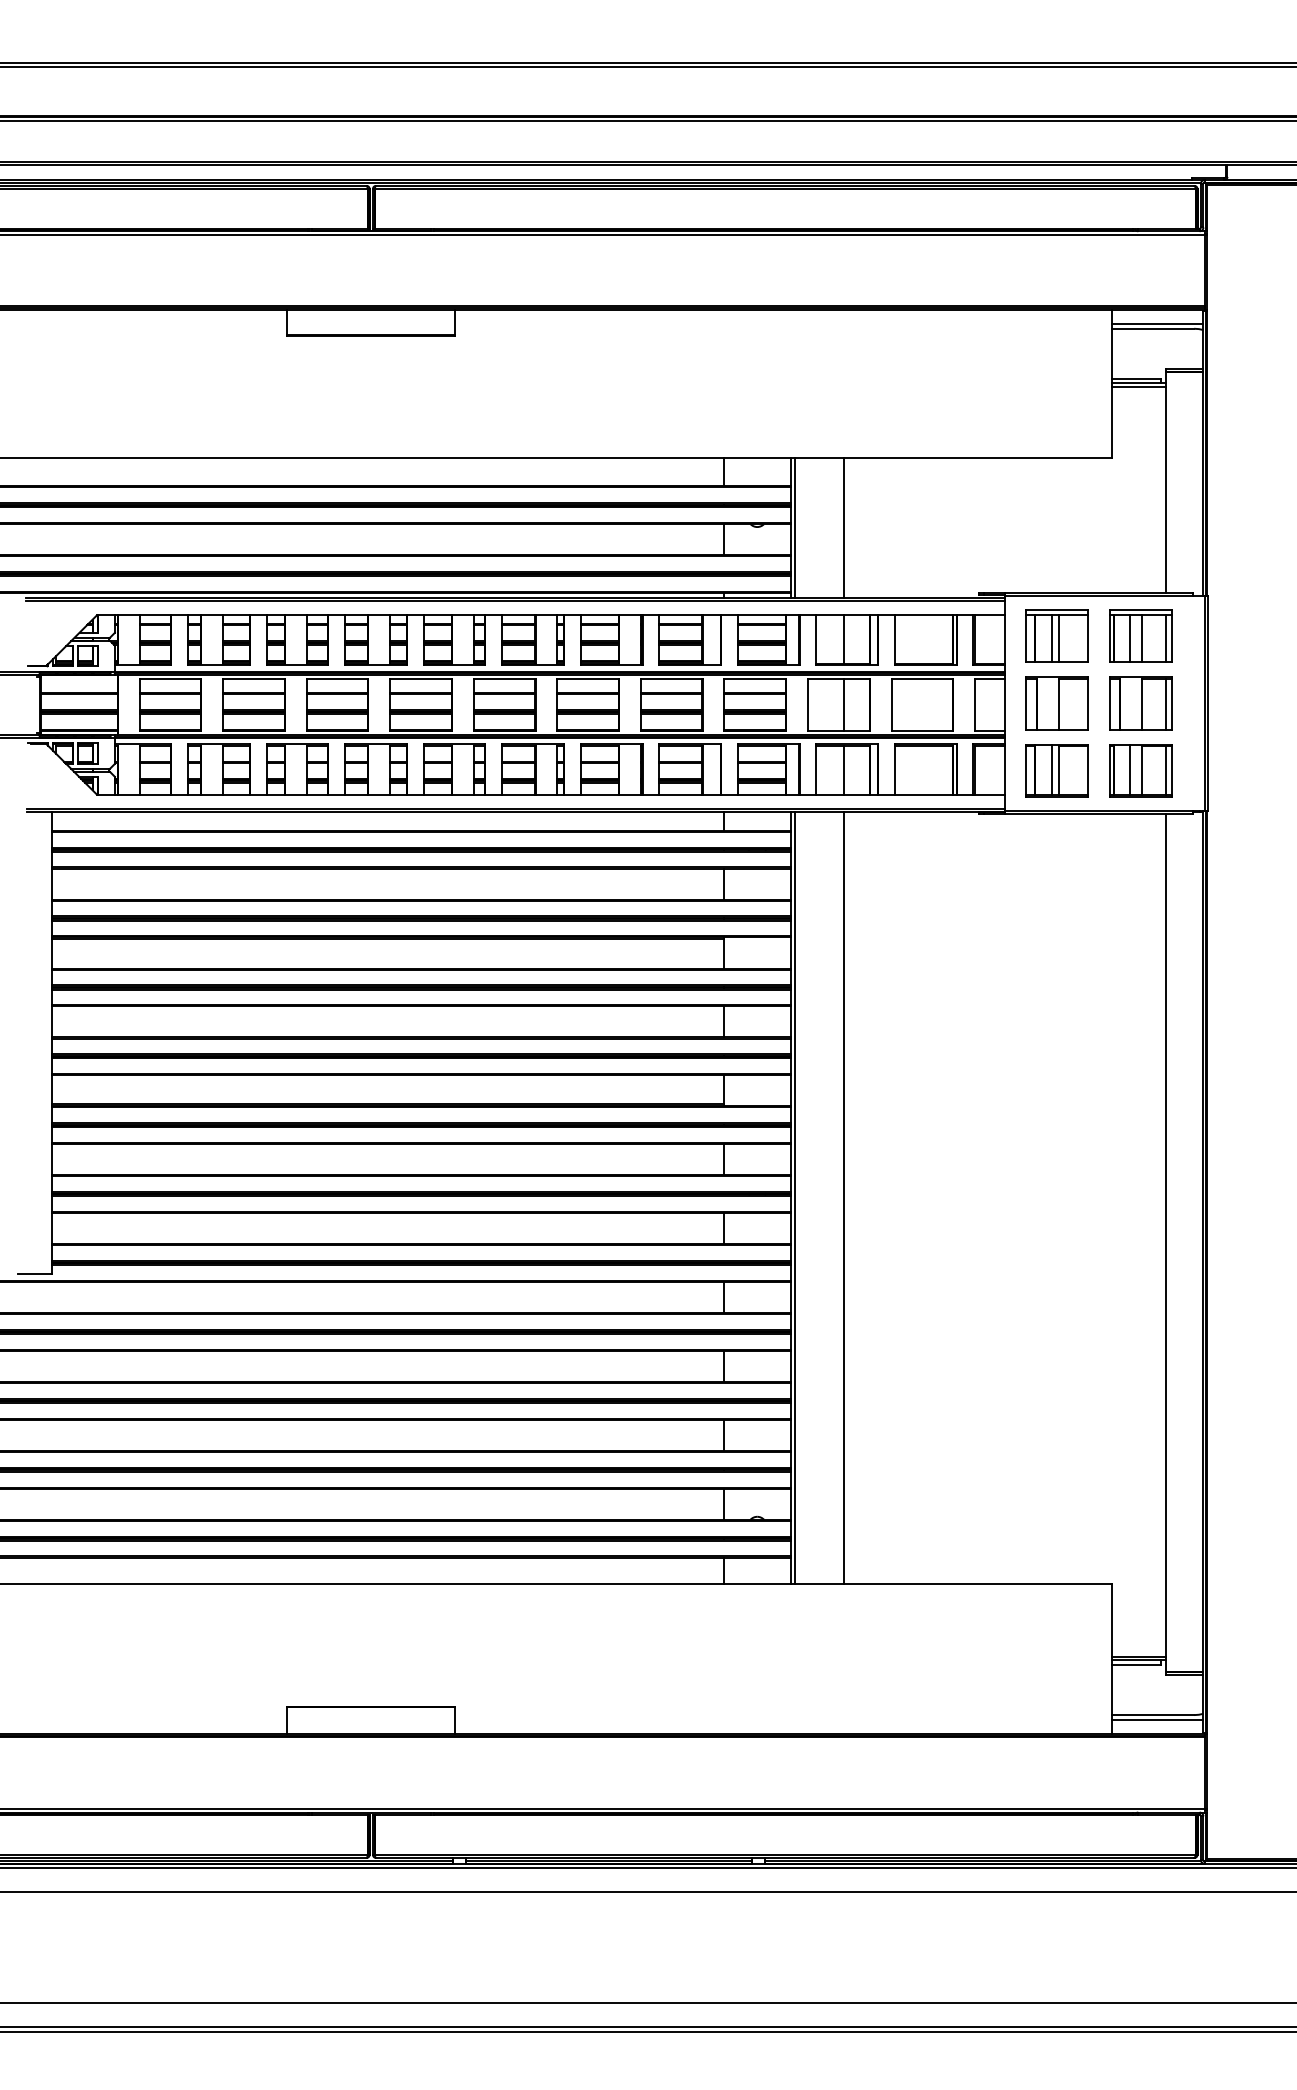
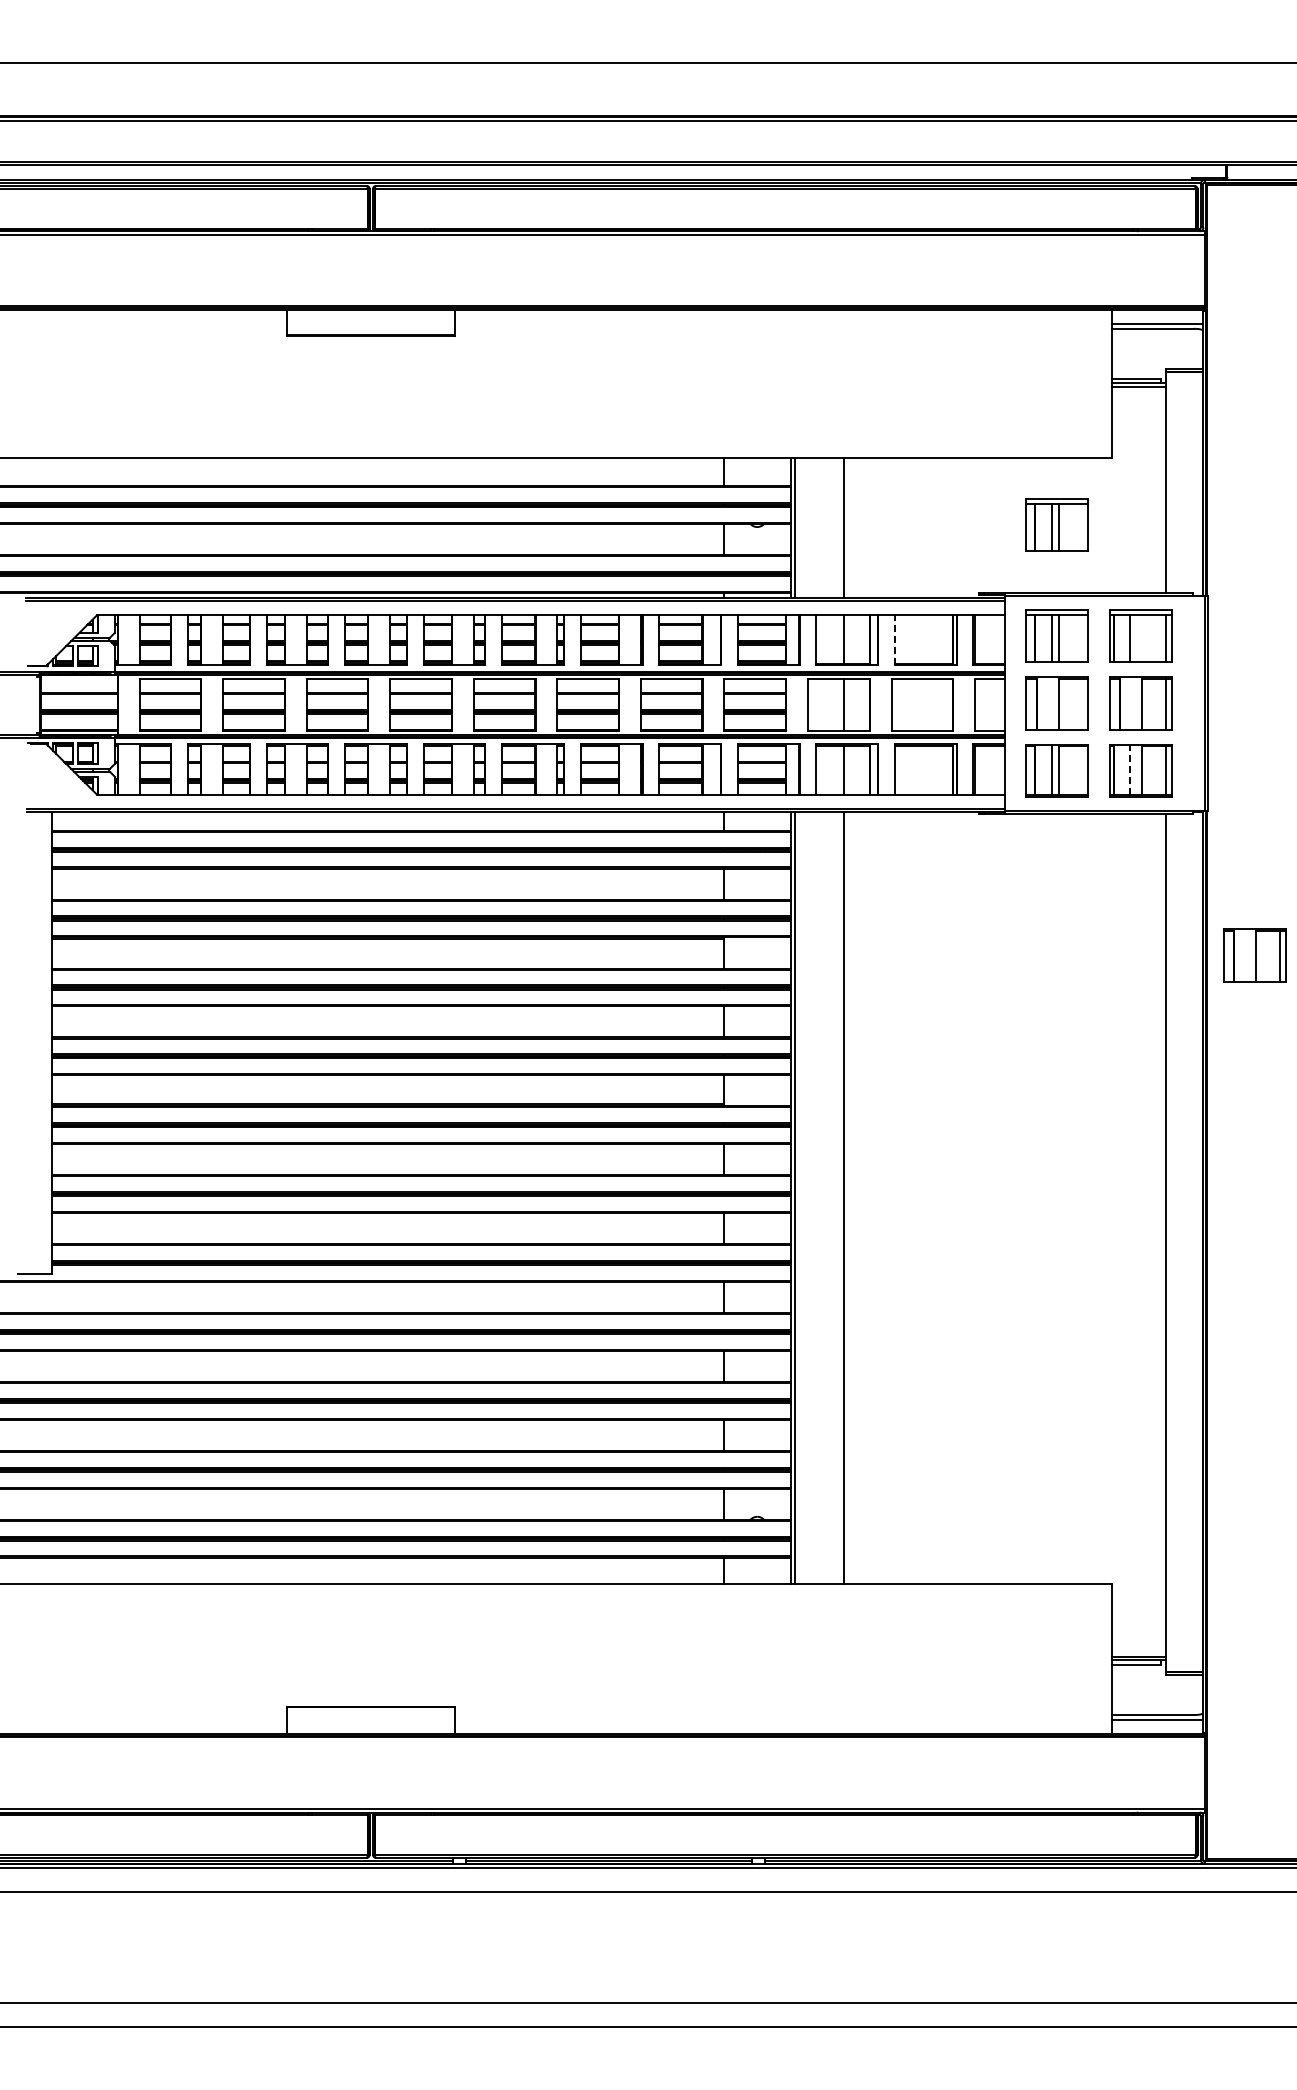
line: present -> none (647, 66)
part: none -> present (1056, 524)
line: present -> none (1142, 638)
line: solid -> dashed (894, 639)
line: solid -> dashed (1130, 769)
part: none -> present (1254, 955)
line: present -> none (647, 2031)
